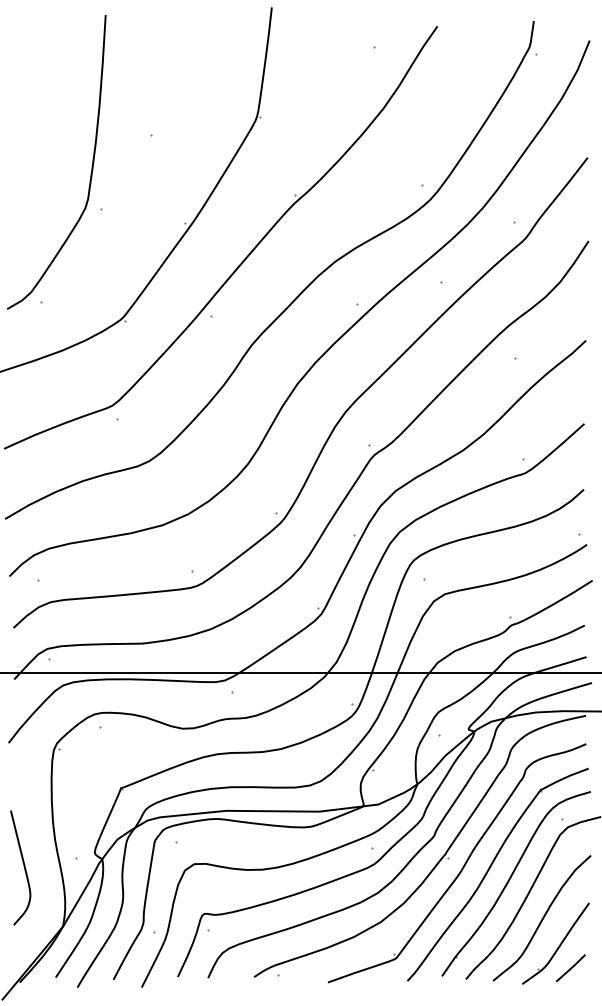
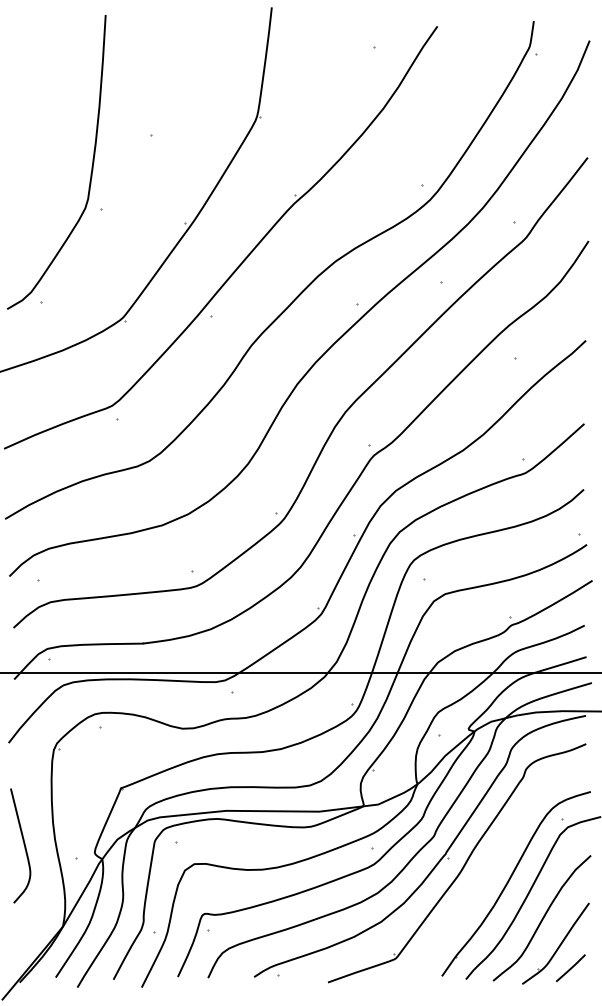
curve position: (23, 866) -> (23, 844) (23, 844)
part: present -> none (489, 870)
